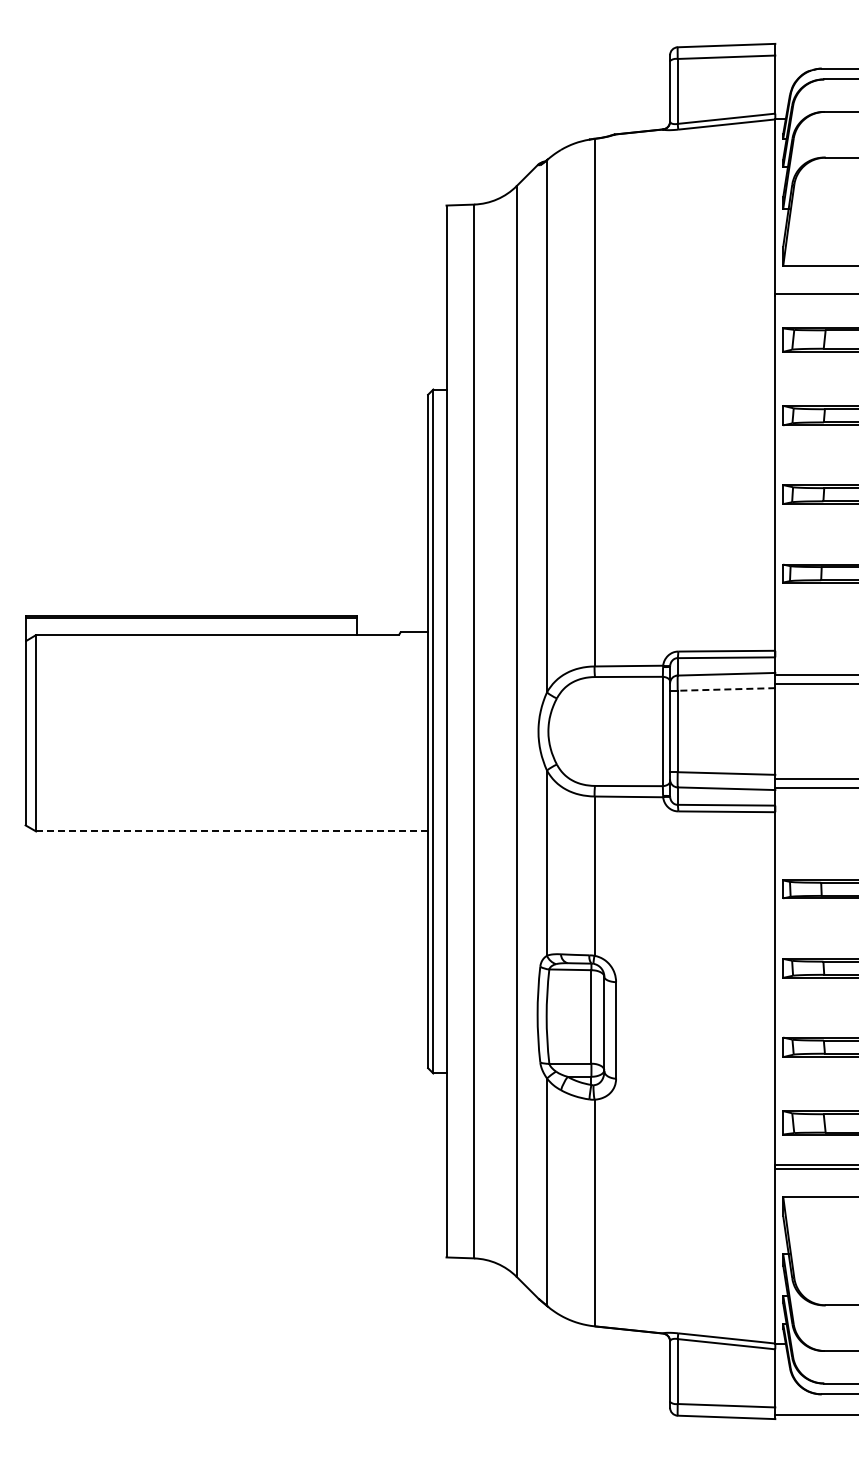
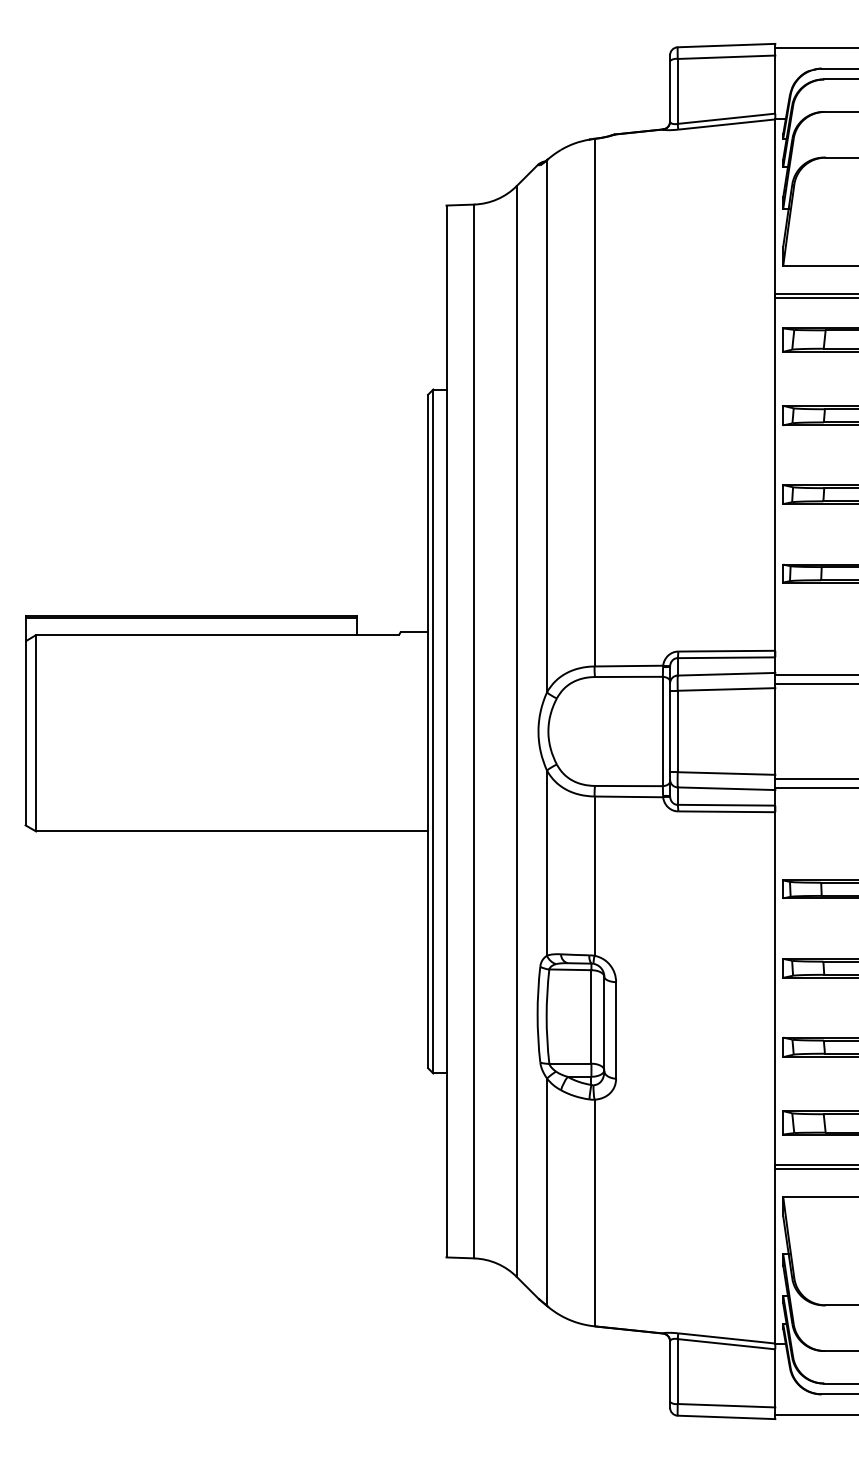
line: none -> present (815, 47)
line: none -> present (815, 298)
line: dashed -> solid (726, 689)
line: dashed -> solid (232, 831)
